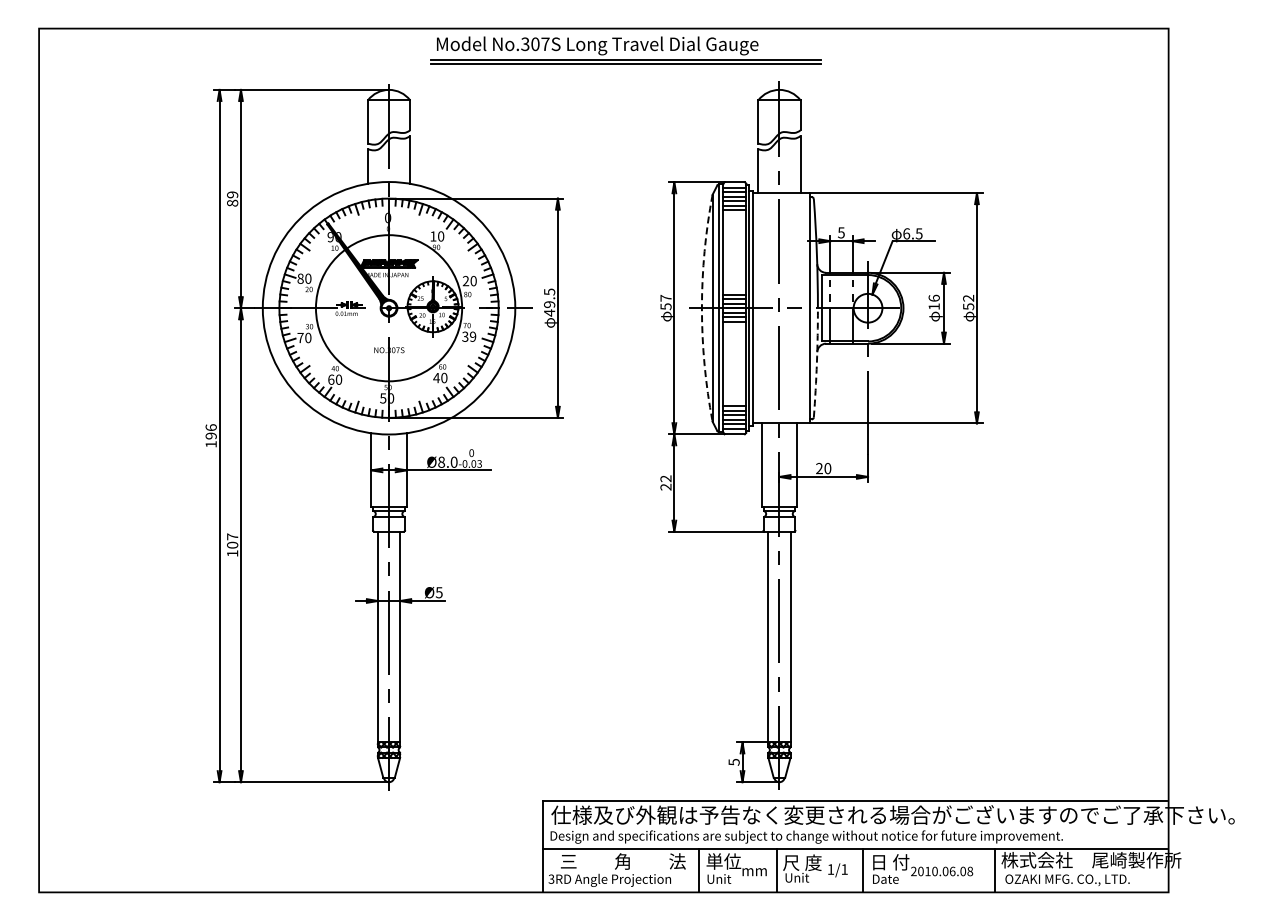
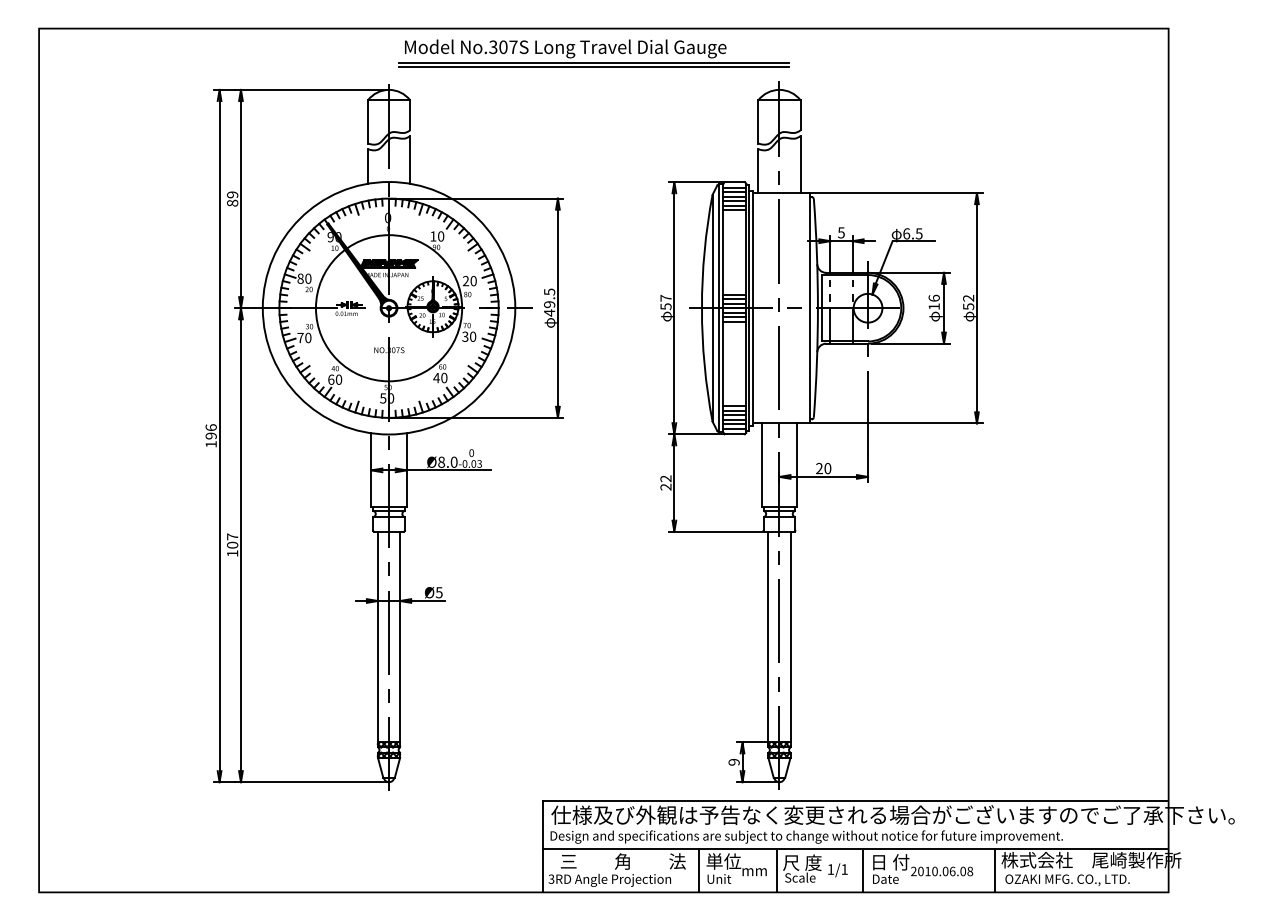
part position: (625, 50) -> (593, 53) (593, 53)
arc: dashed -> solid (701, 308)
text: 39 -> 30 (473, 336)
arc: dashed -> solid (816, 362)
text: 5 -> 9 (733, 762)
text: Unit -> Scale (800, 877)
